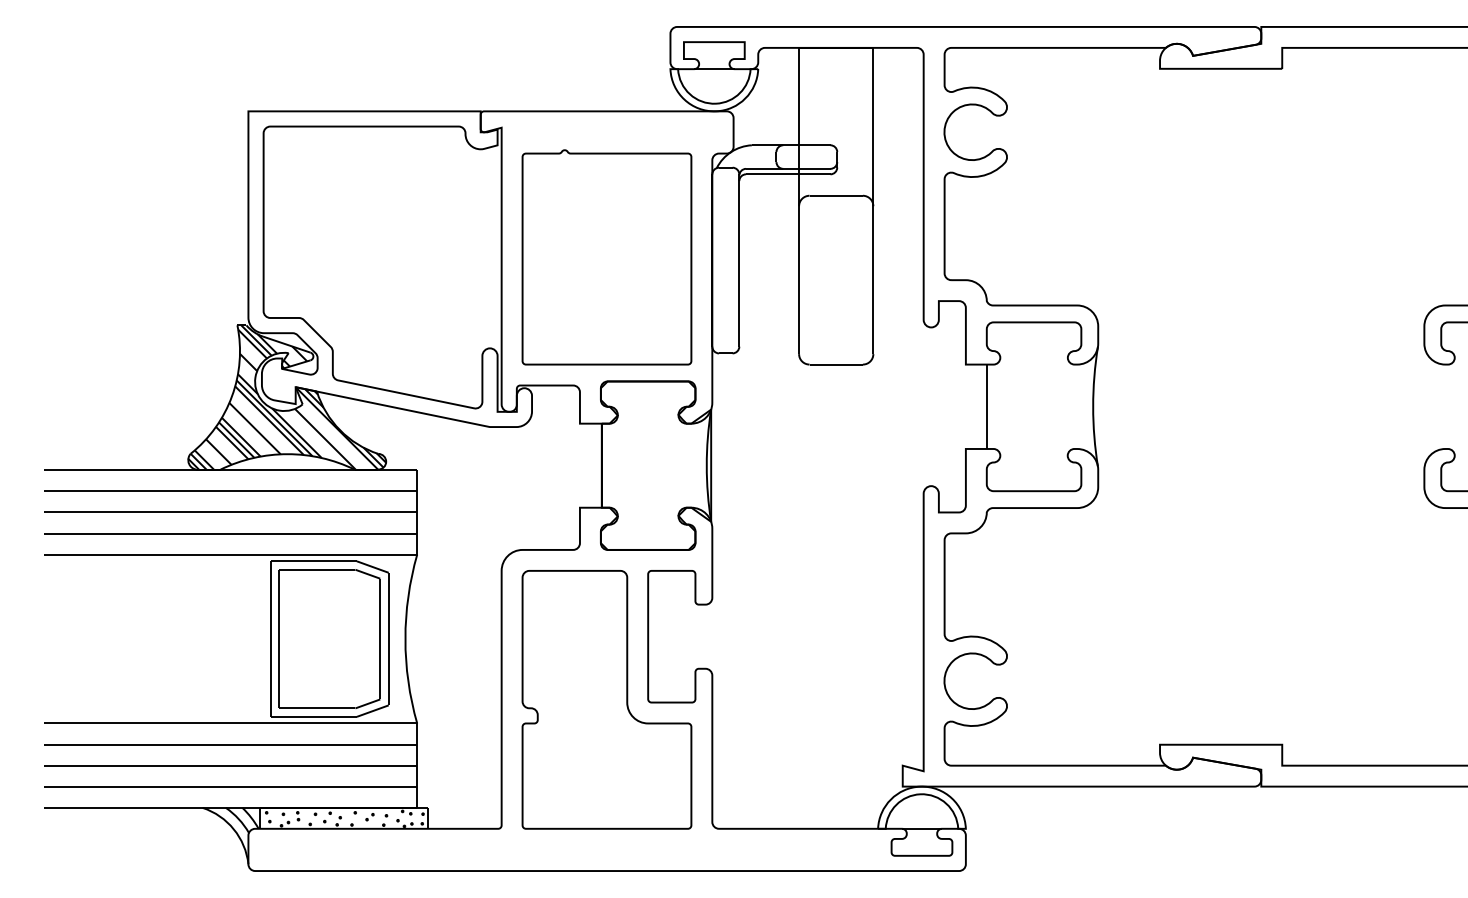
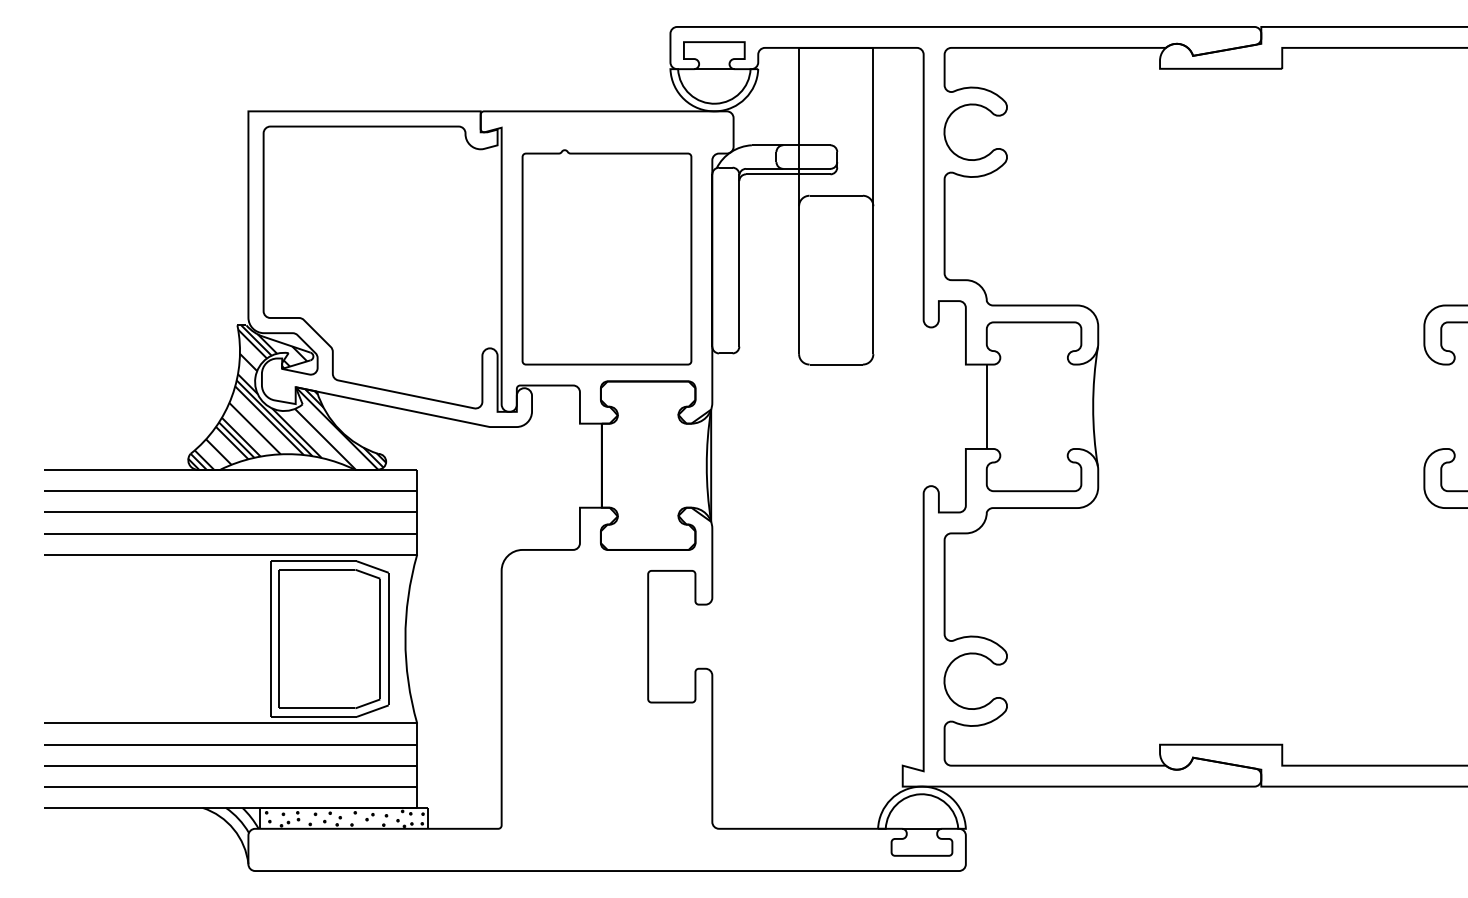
part: present -> none (606, 699)
